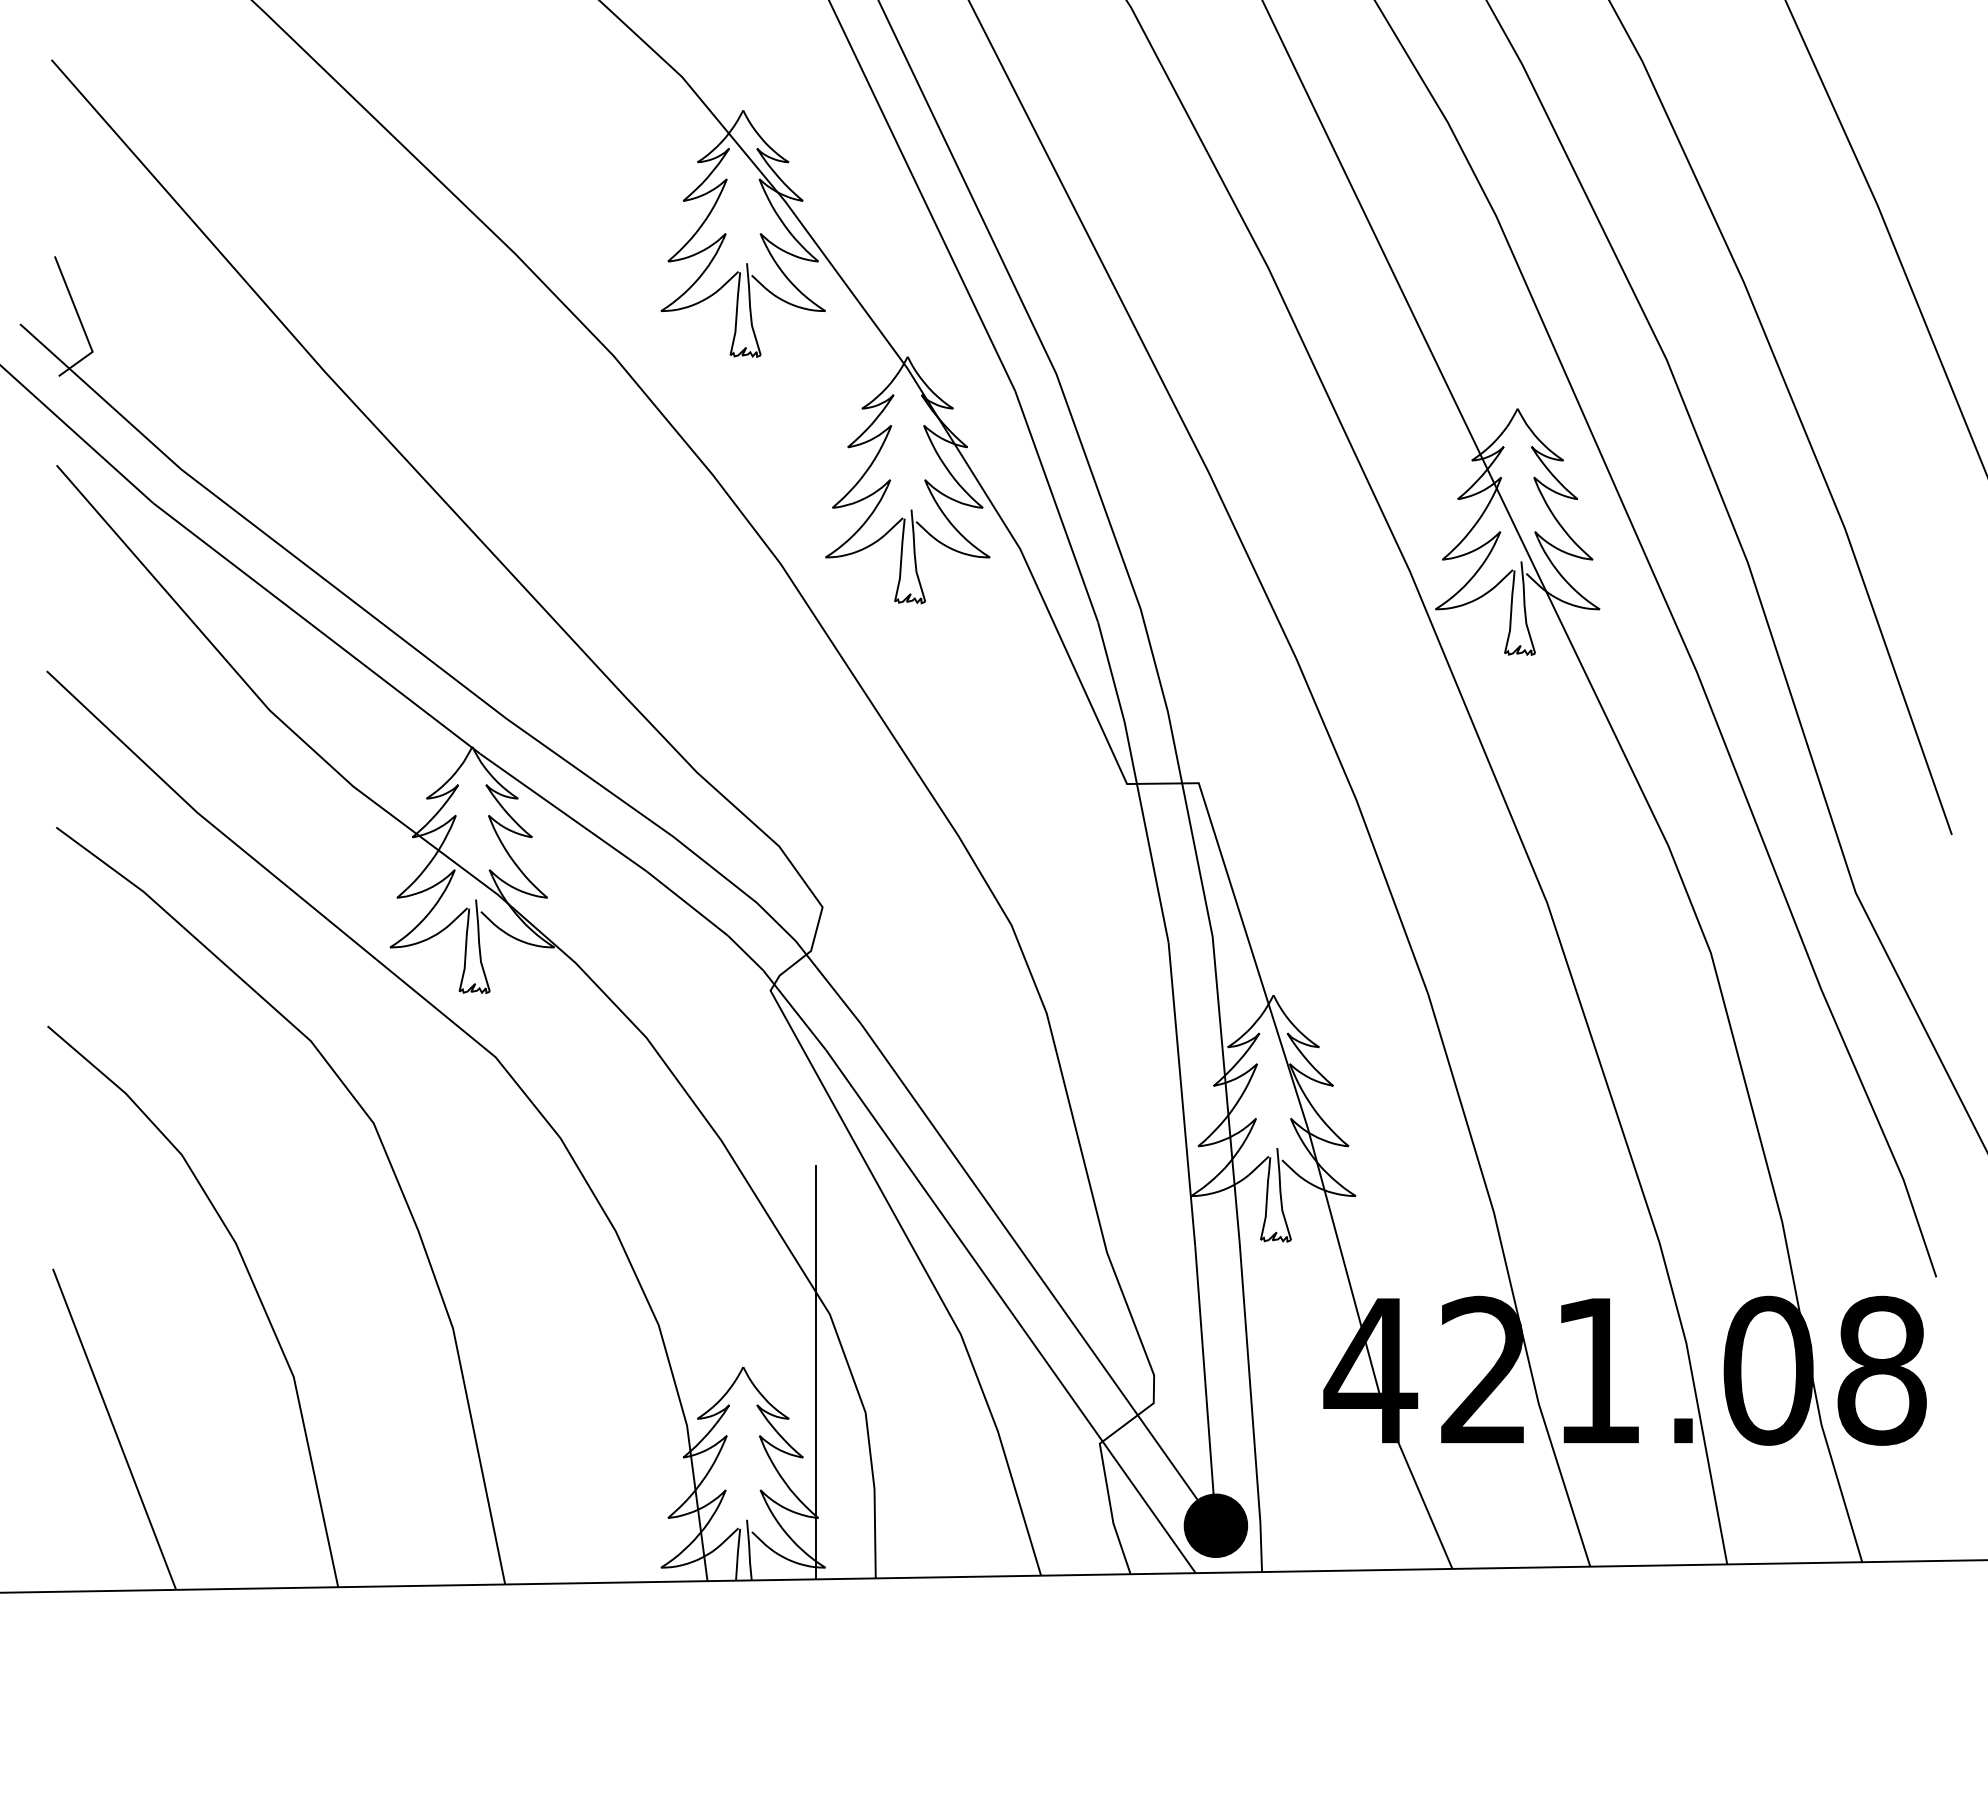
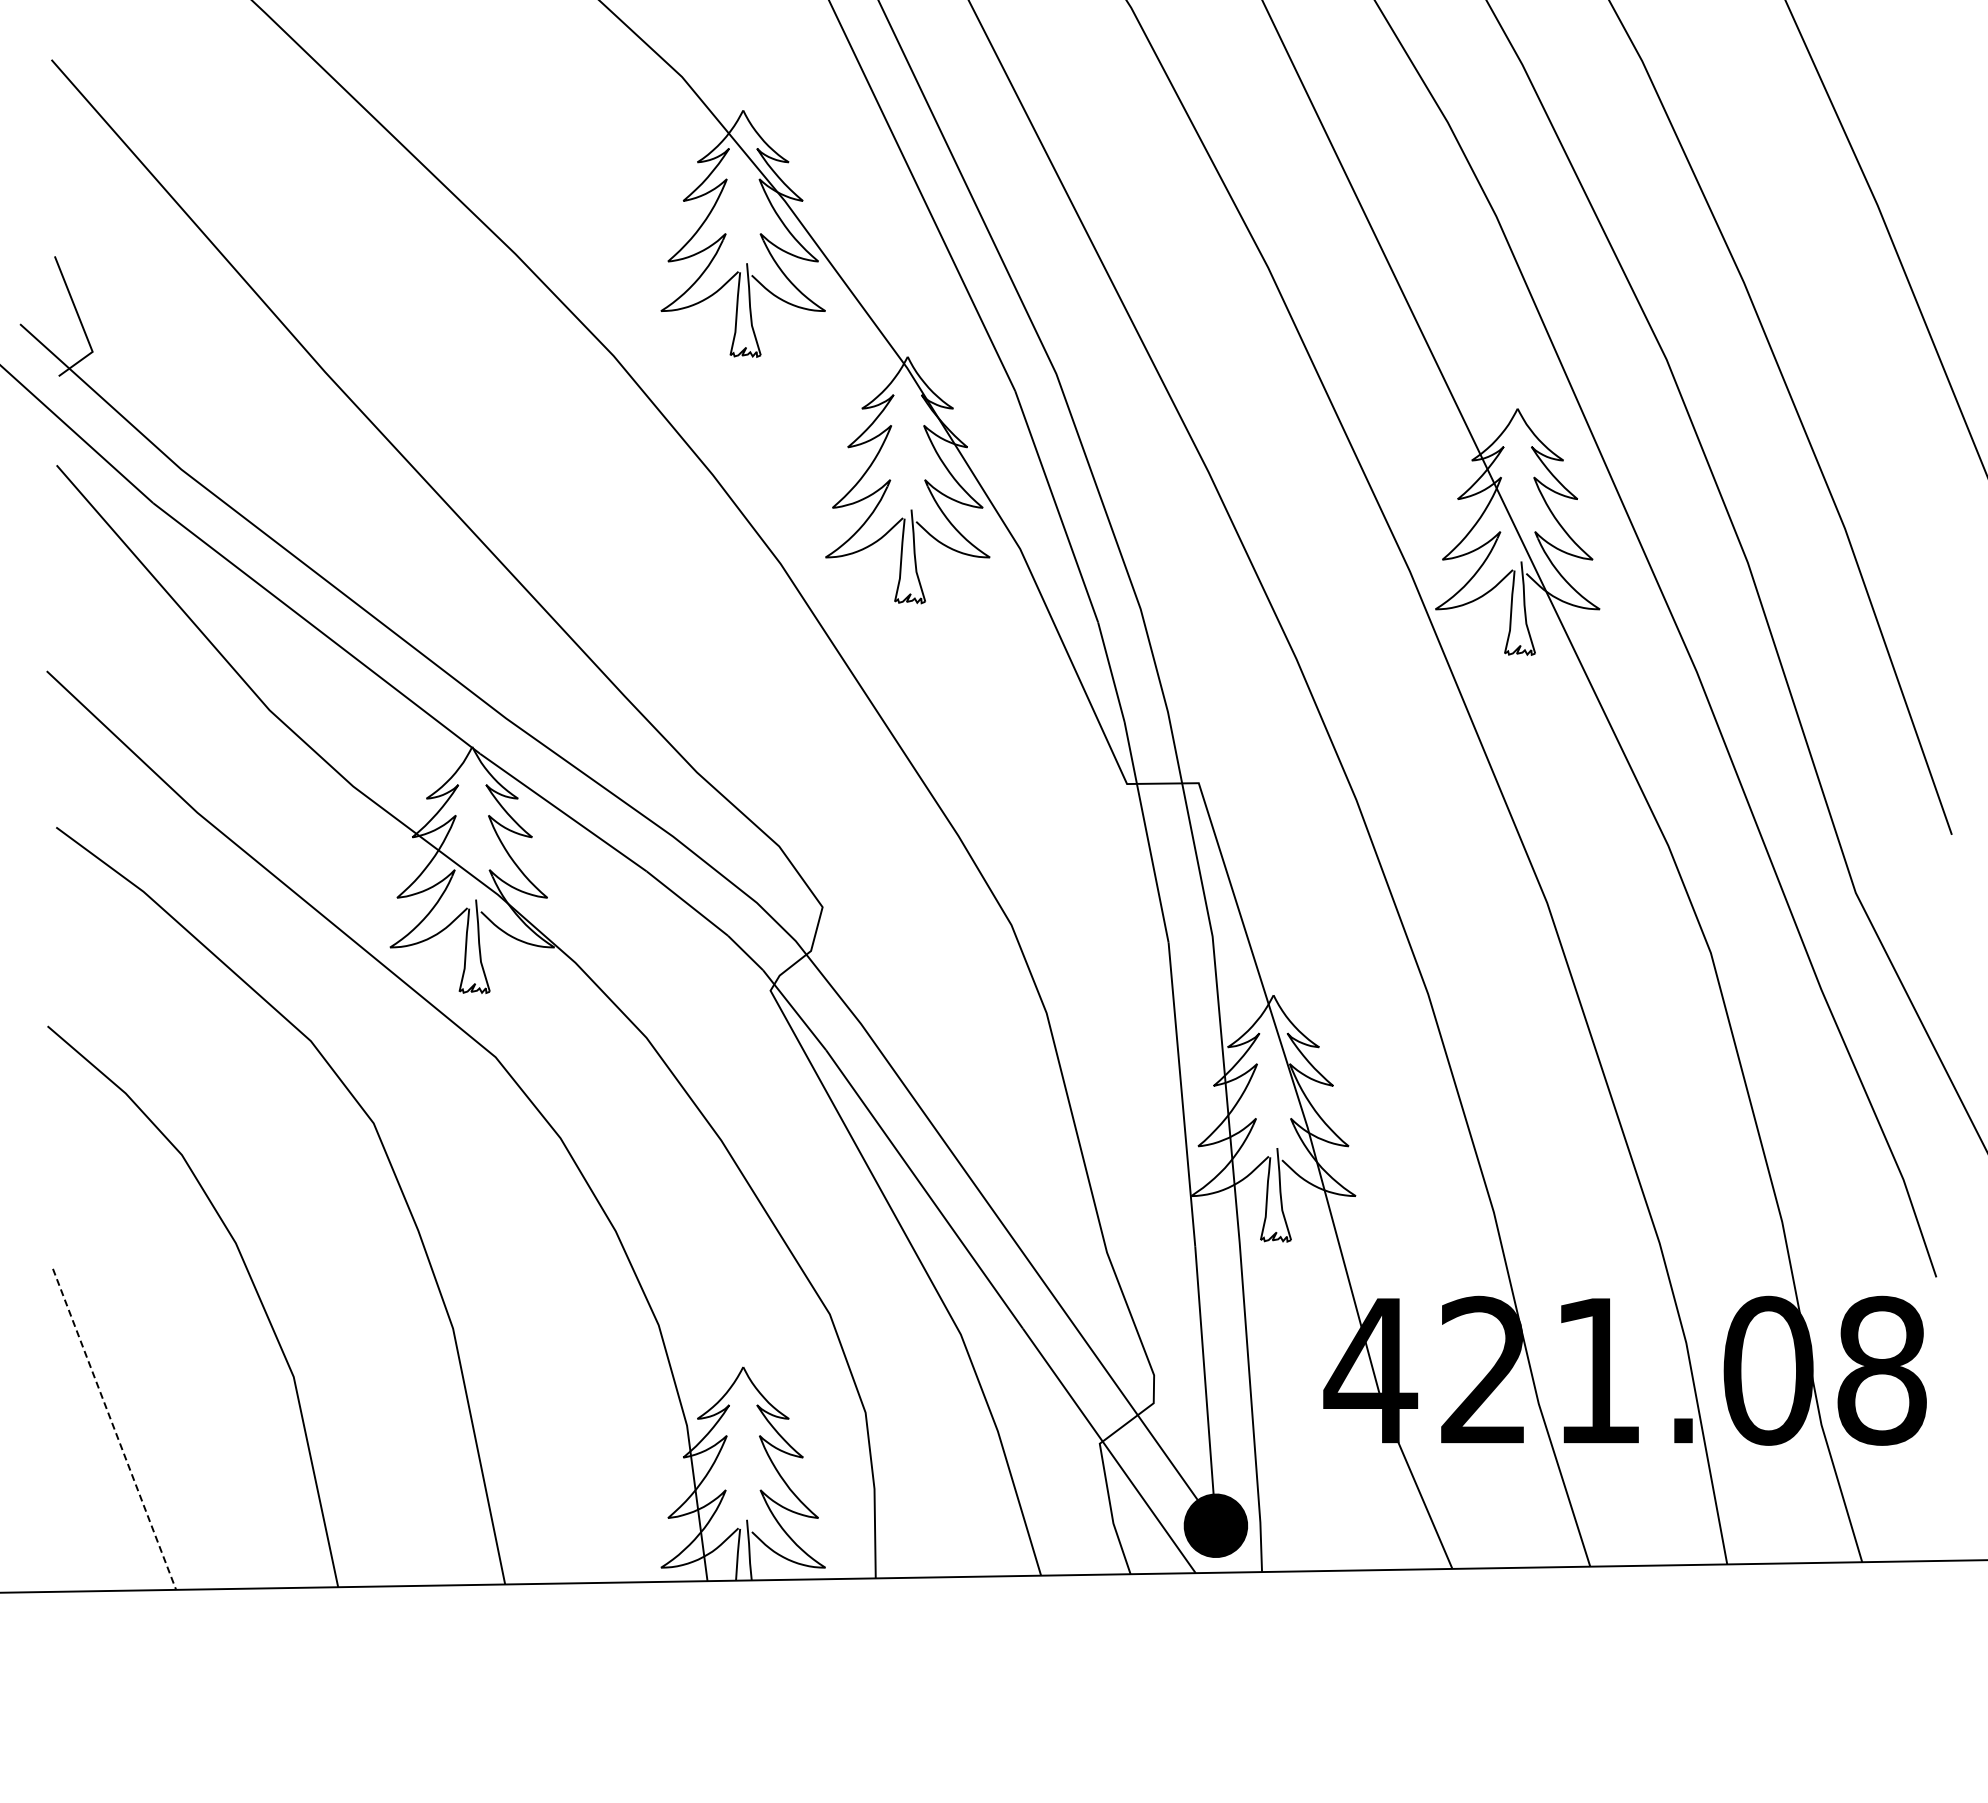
line: present -> none (815, 1372)
line: solid -> dashed (114, 1429)
